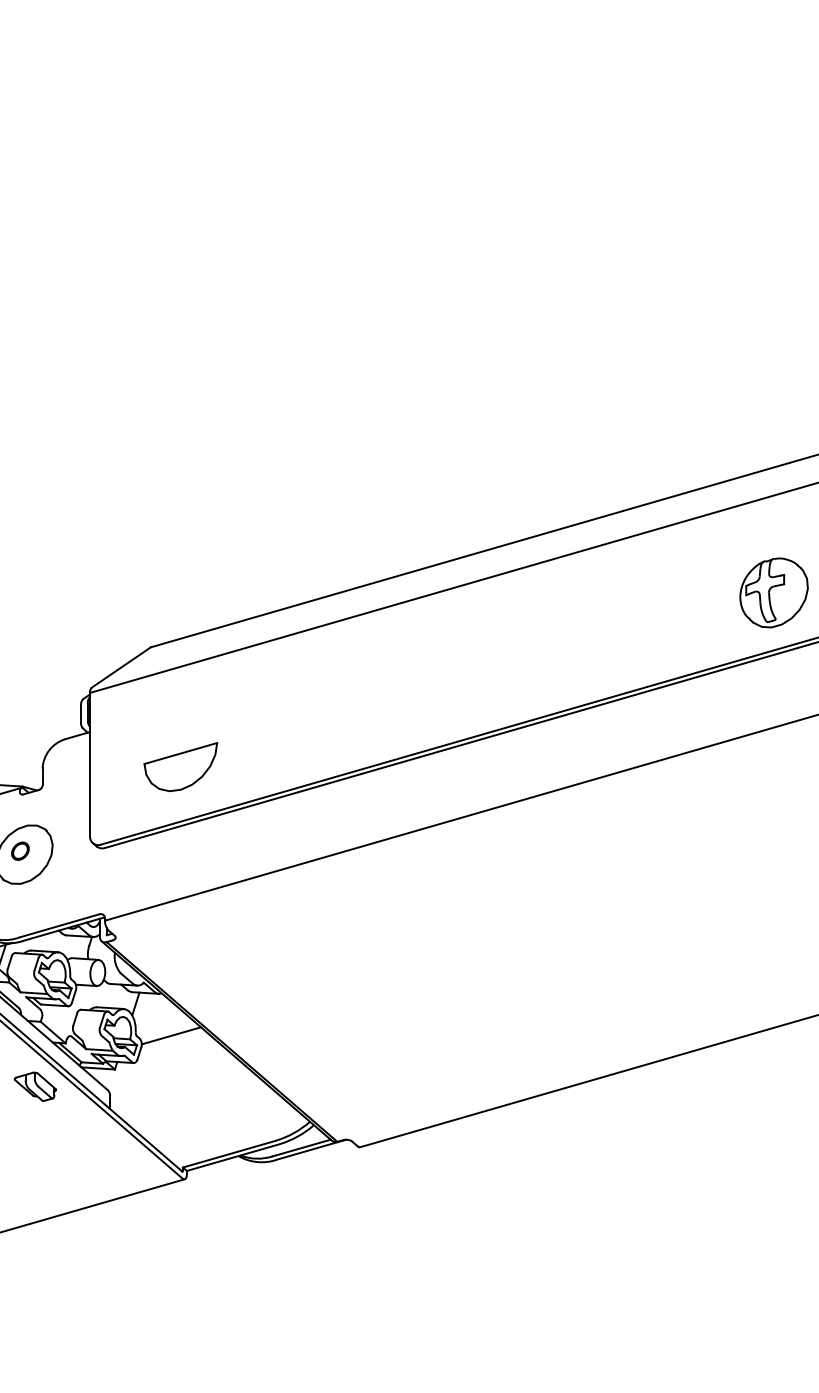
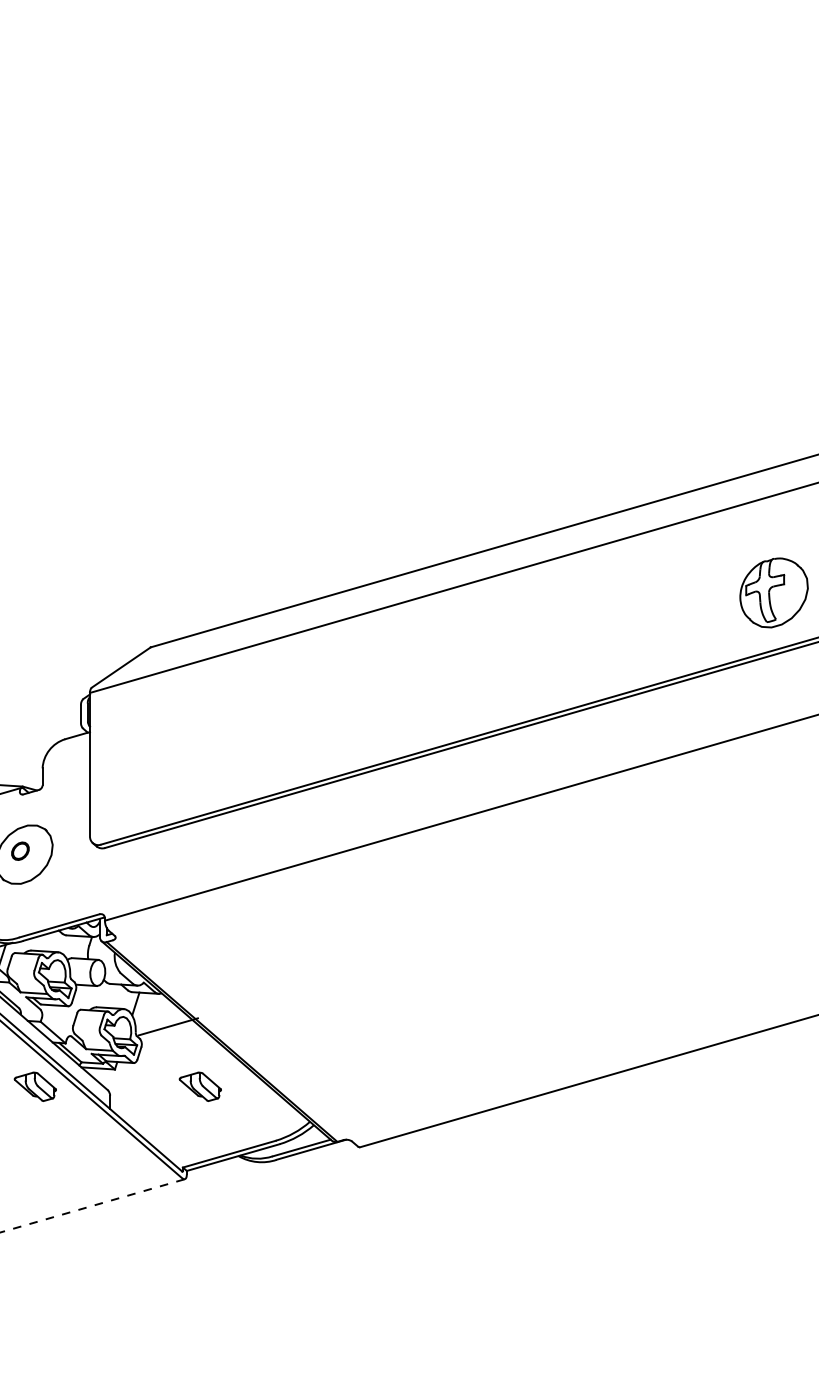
part: present -> none (180, 767)
line position: (170, 1035) -> (167, 1026) (167, 1026)
part: none -> present (199, 1086)
line: solid -> dashed (92, 1205)
